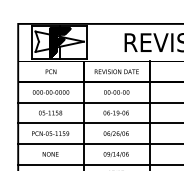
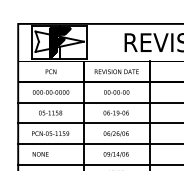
text position: (50, 154) -> (40, 154) (40, 154)
